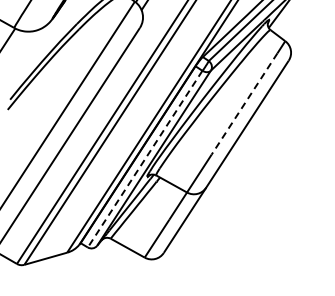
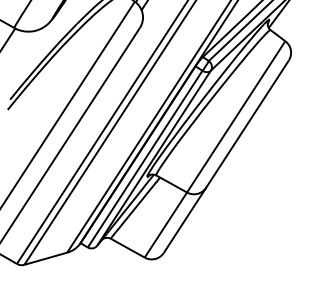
line: dashed -> solid (244, 104)
line: dashed -> solid (144, 159)
